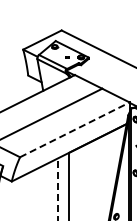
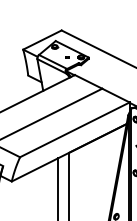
line: dashed -> solid (75, 129)
line: dashed -> solid (58, 189)
